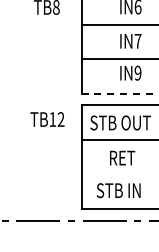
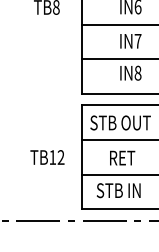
text: IN9 -> IN8 (137, 72)
line: dashed -> solid (120, 93)
text position: (47, 119) -> (47, 157) (47, 157)
line: none -> present (118, 174)
